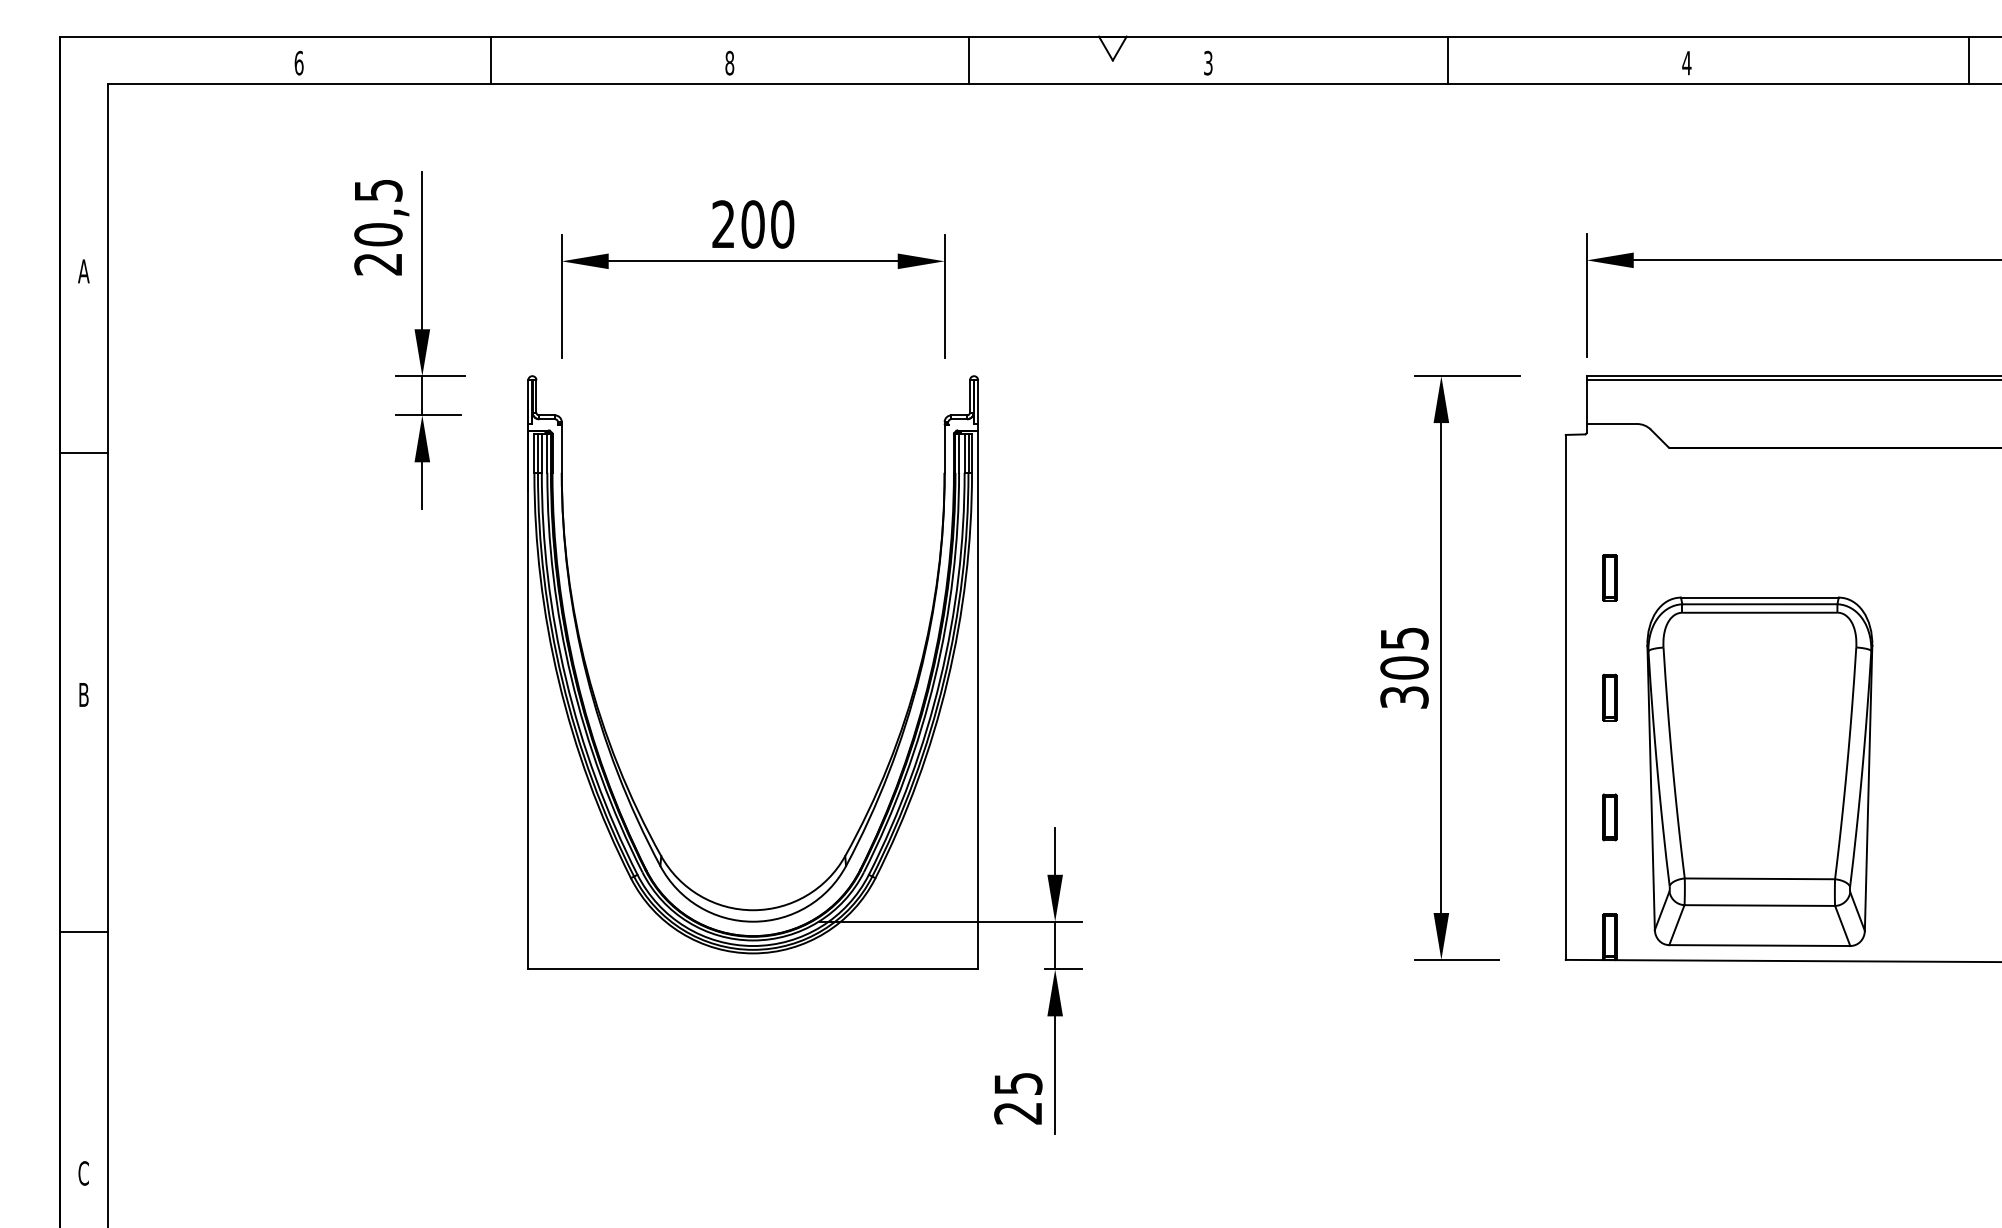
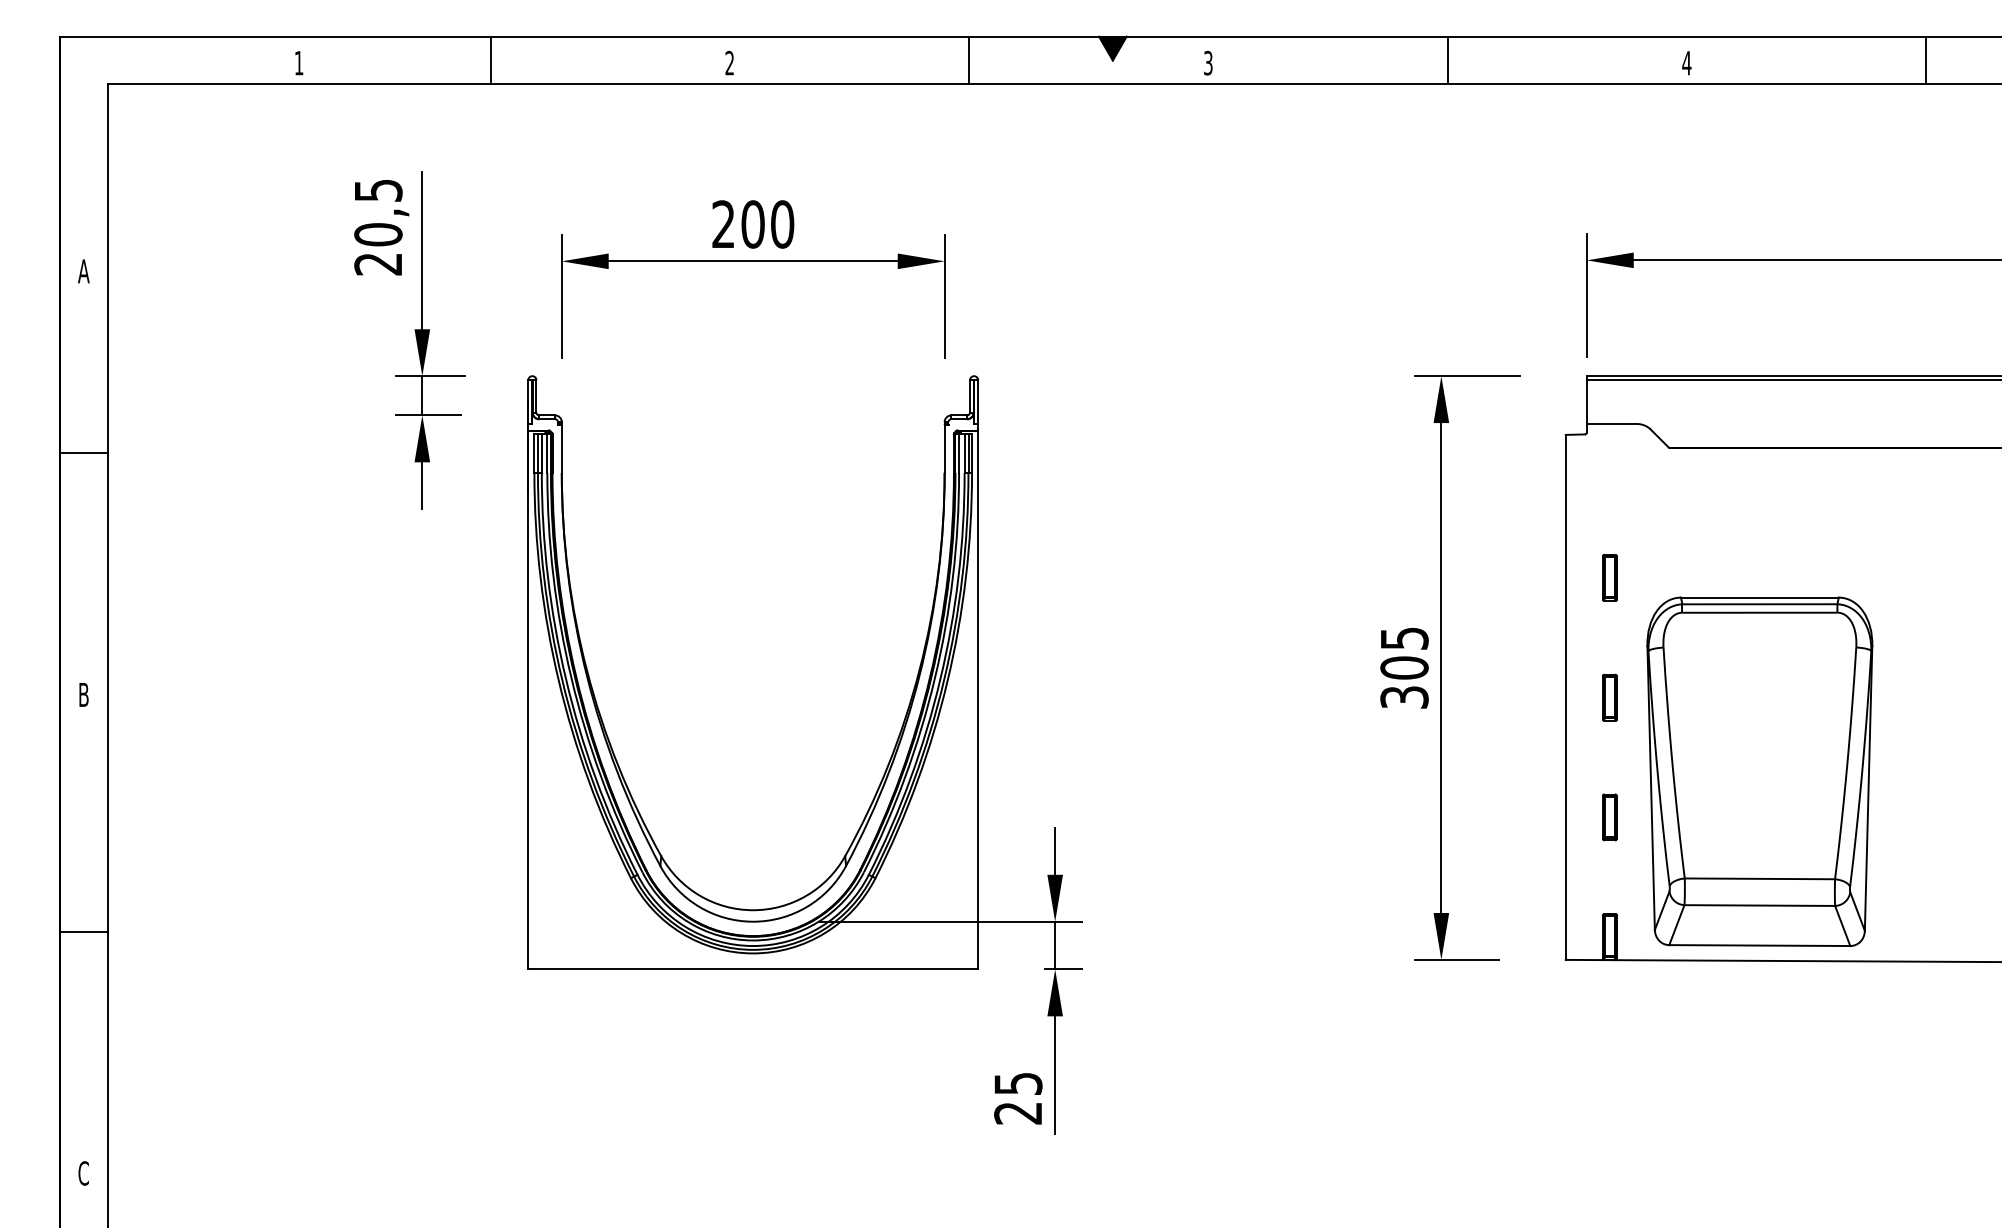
fill: none -> present (1112, 48)
line position: (1969, 60) -> (1926, 60) (1926, 60)
text: 6 -> 1 (298, 62)
text: 8 -> 2 (729, 63)
